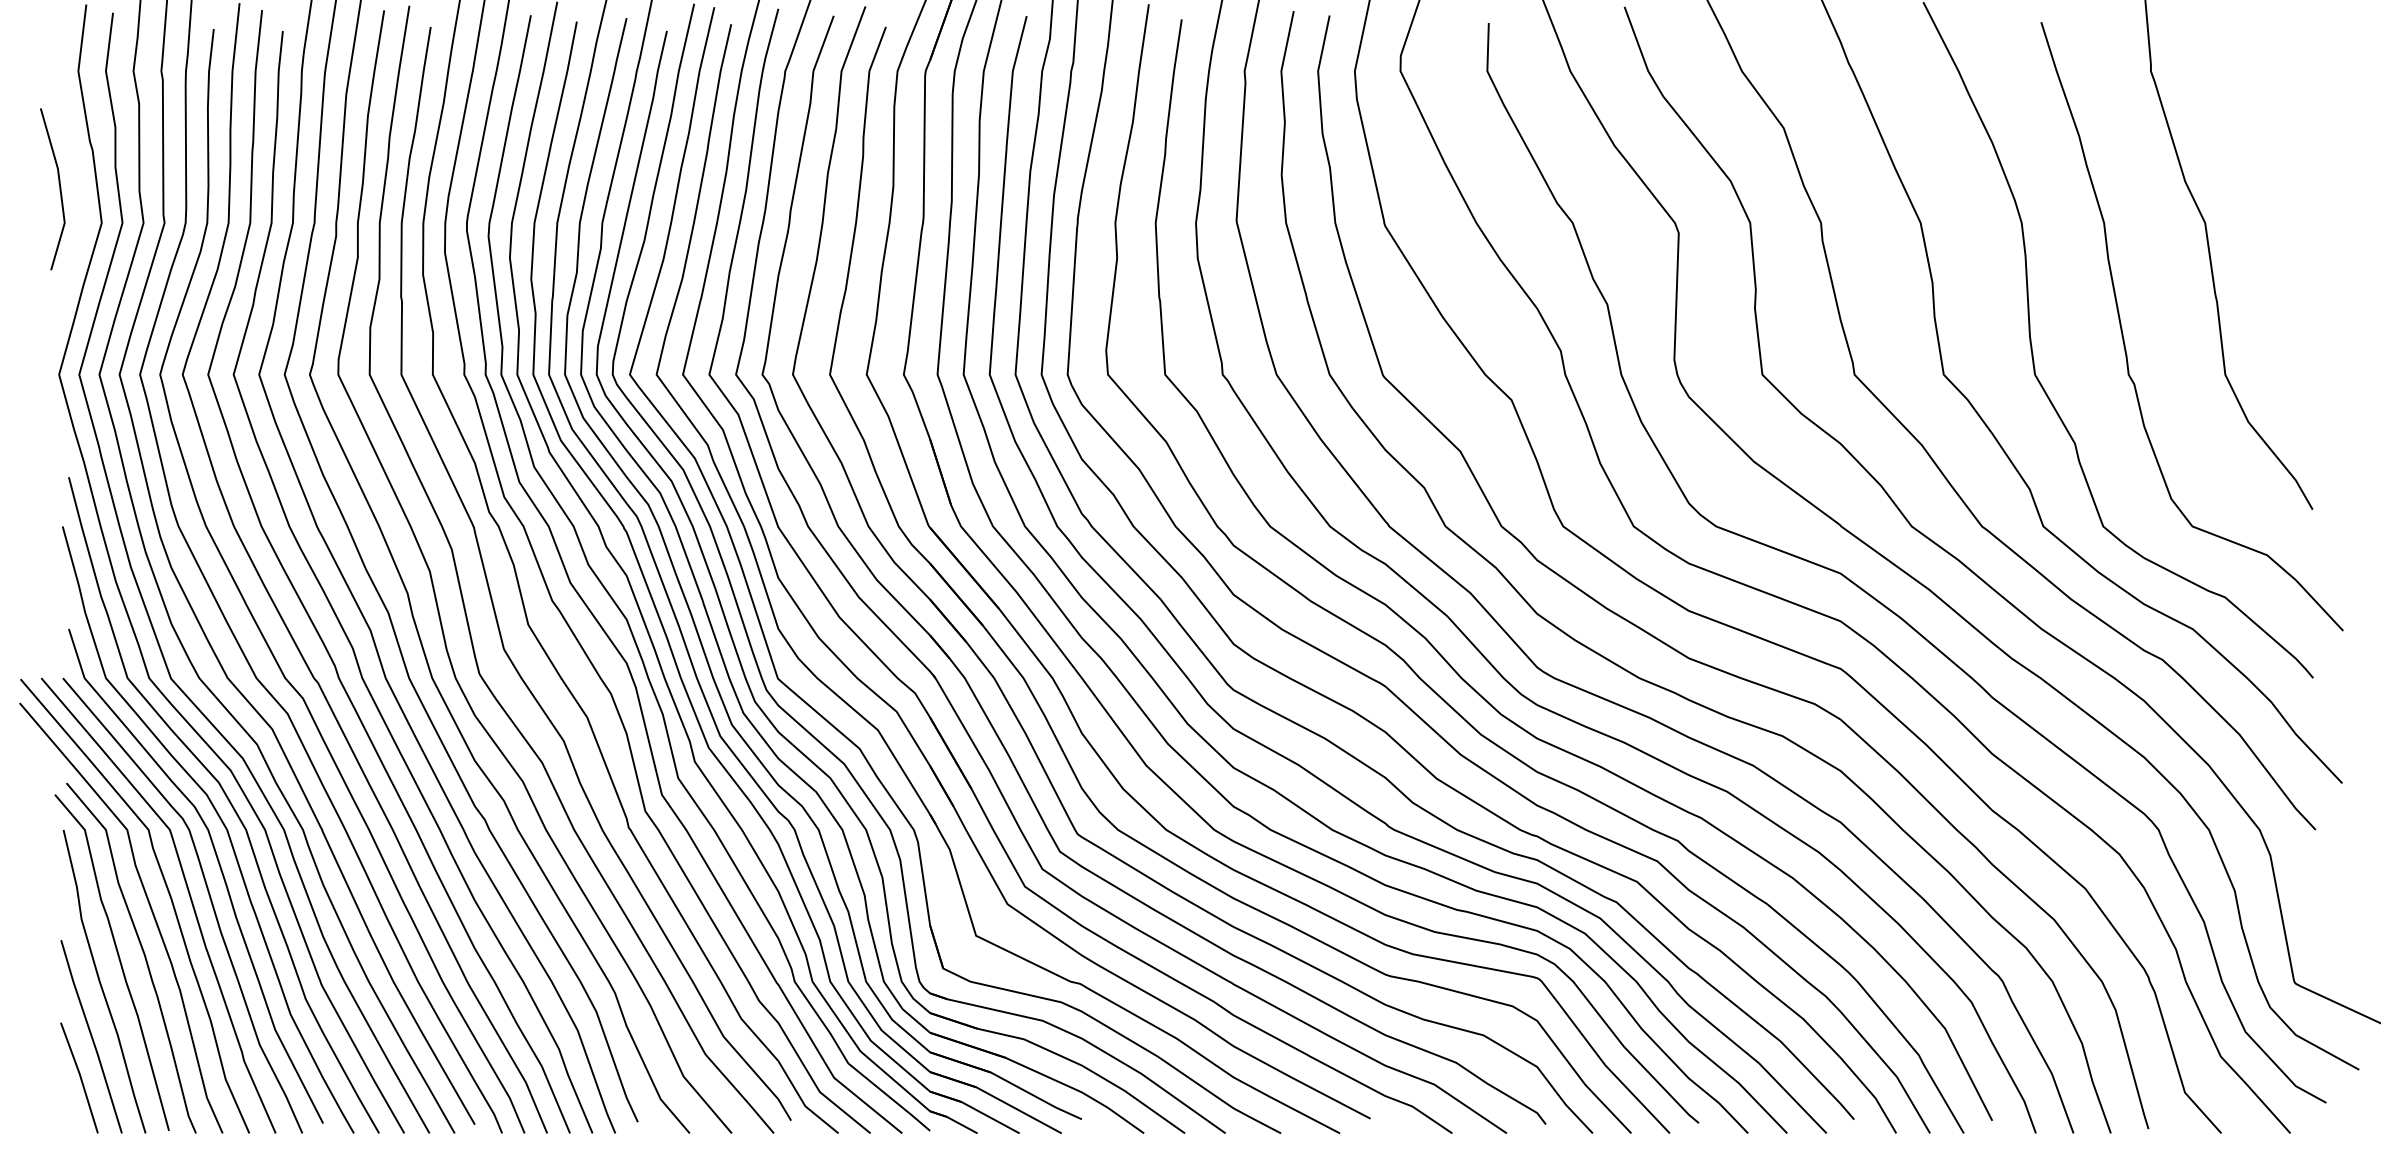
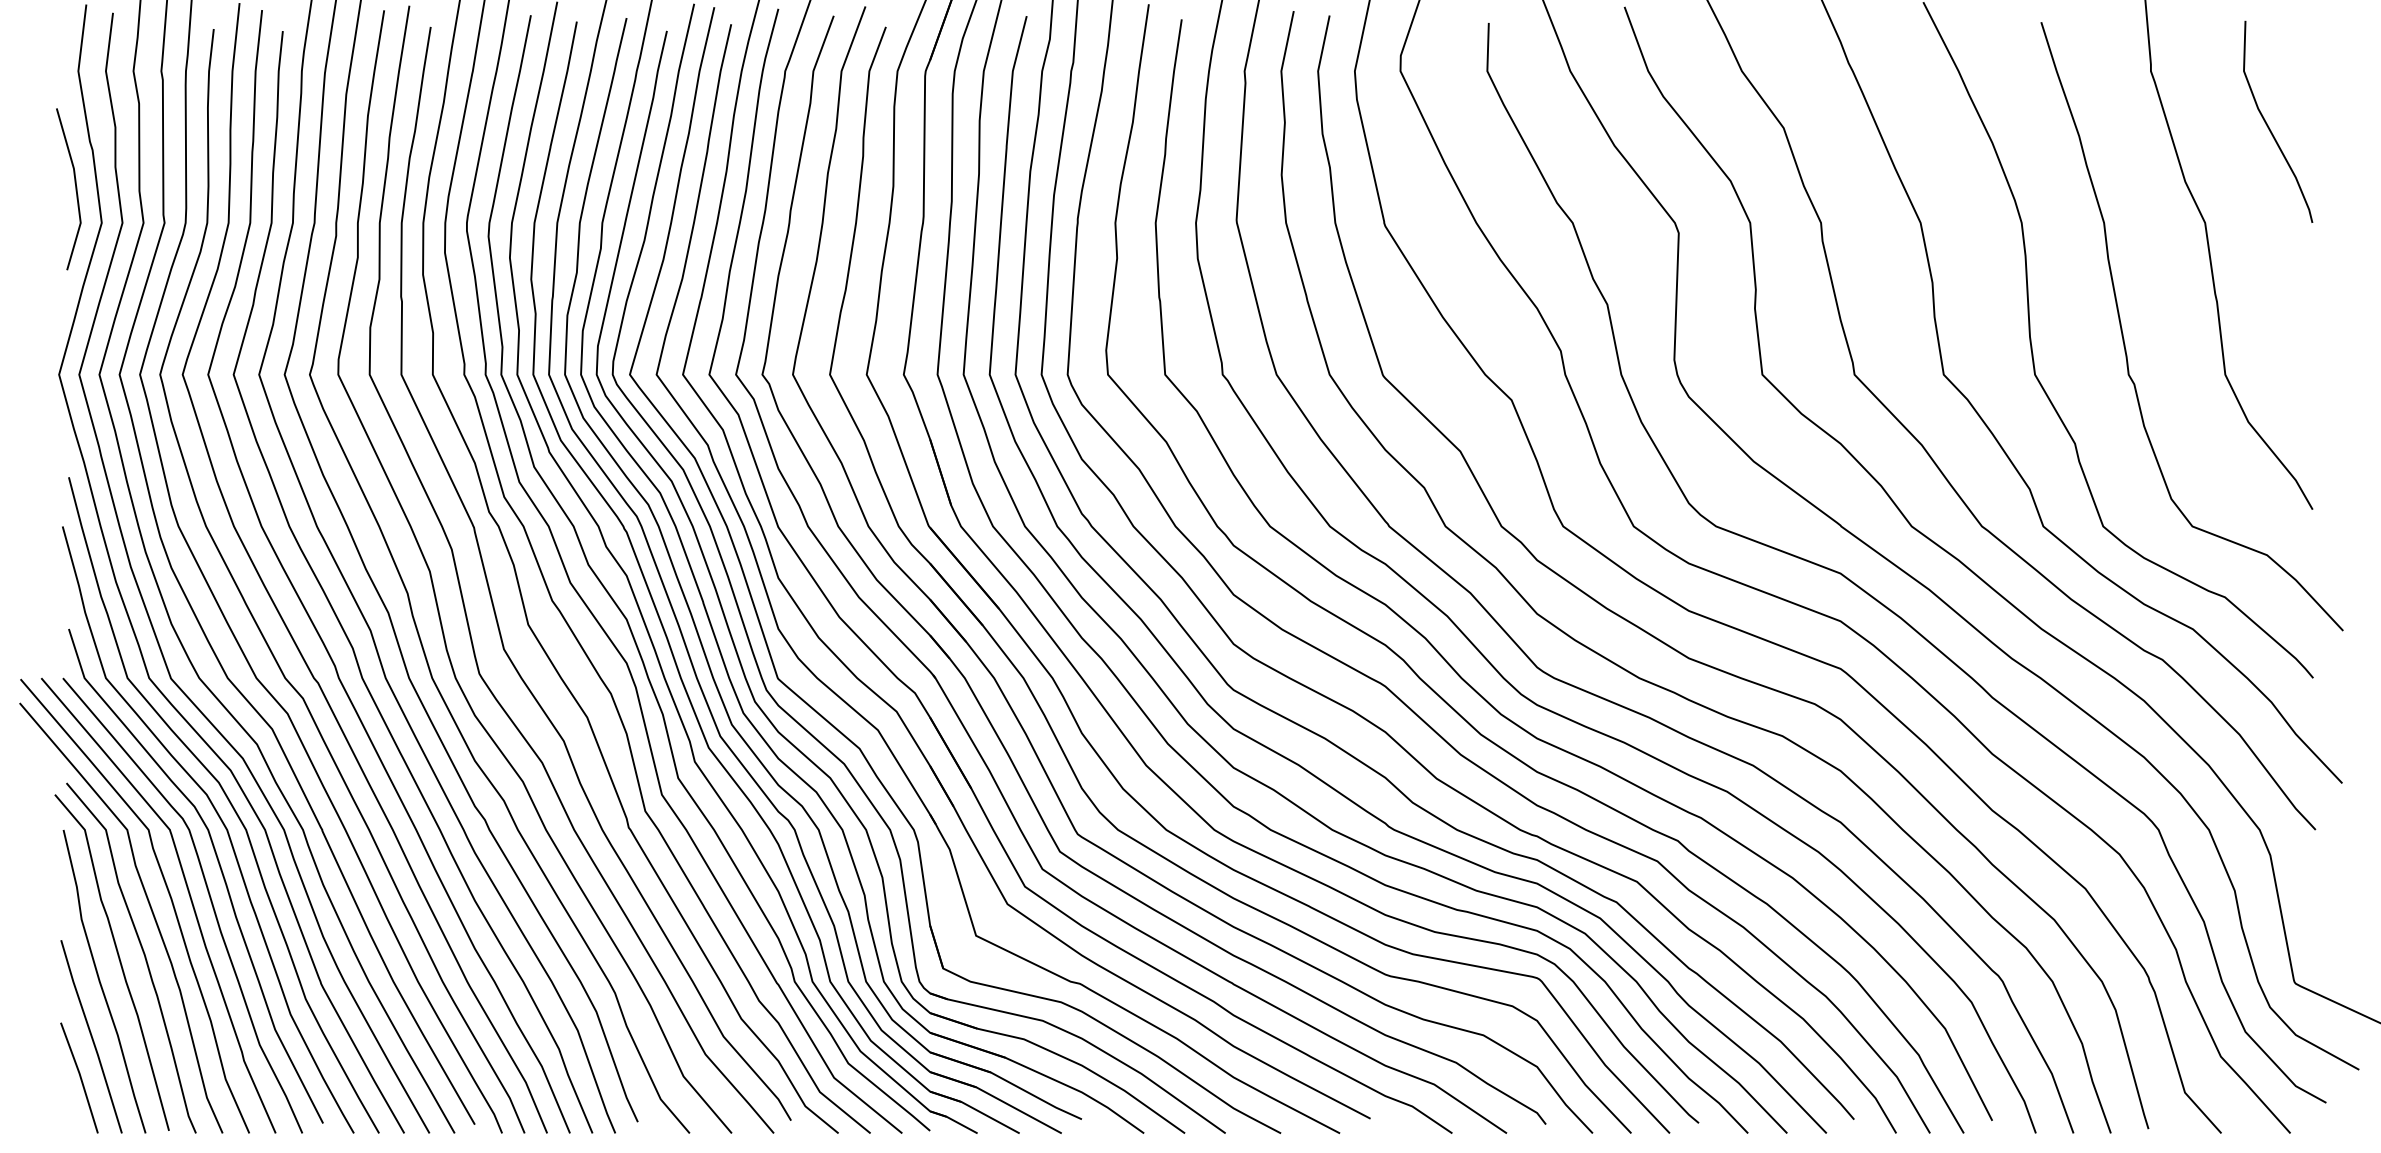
curve: none -> present (2270, 128)
line position: (59, 189) -> (75, 189) (75, 189)
